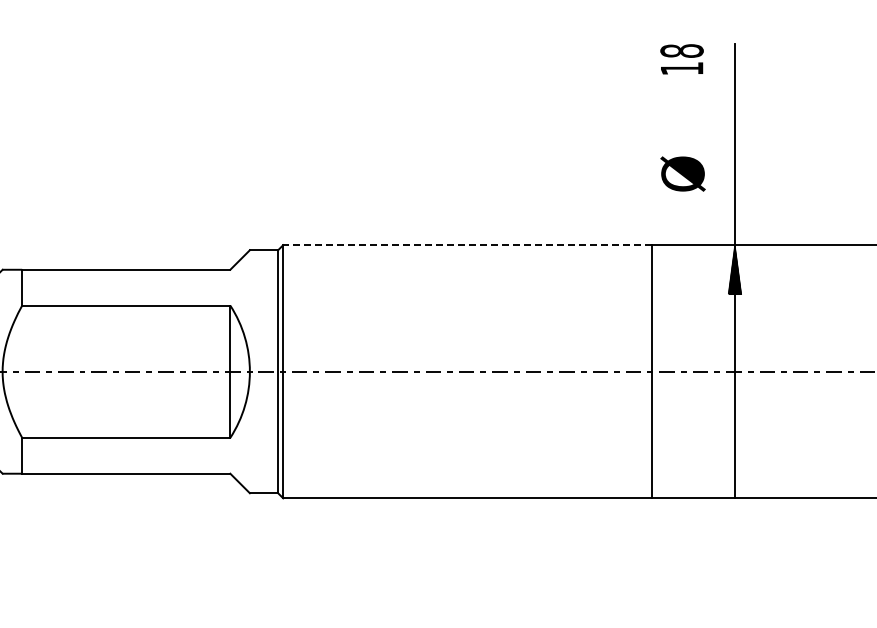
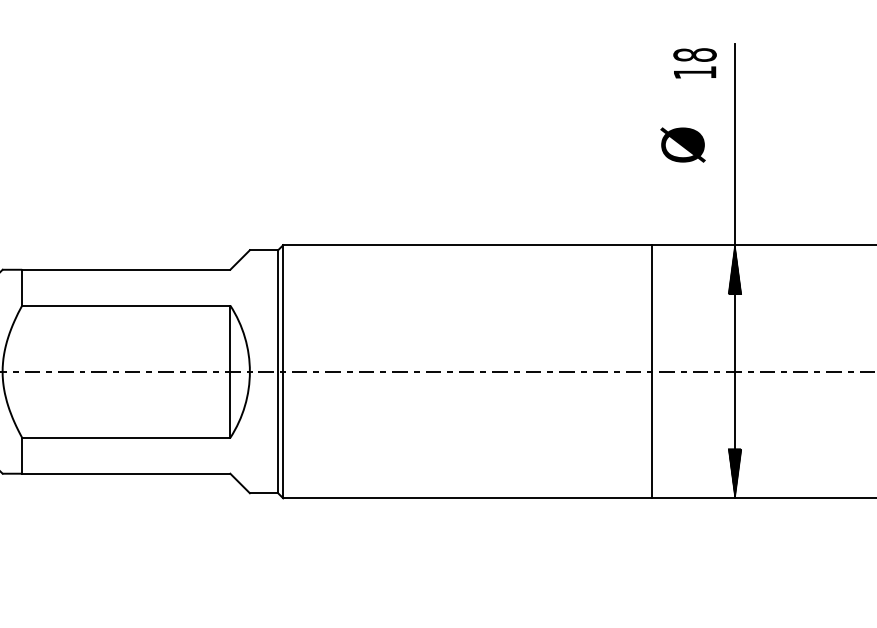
text position: (681, 59) -> (694, 63) (694, 63)
text position: (682, 173) -> (682, 144) (682, 144)
line: dashed -> solid (467, 245)
hatch: none -> present (734, 473)
